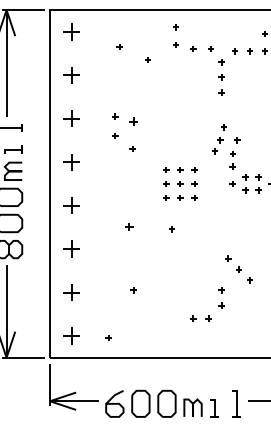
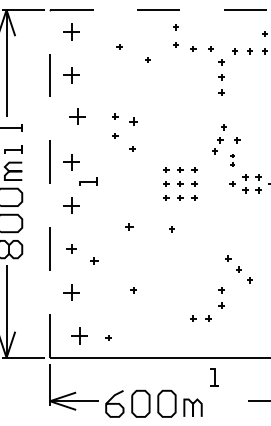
line: solid -> dashed (50, 73)
part position: (71, 118) -> (77, 116) (77, 116)
part size: 7x19 px -> 5x13 px (232, 160)
line: none -> present (88, 181)
part size: 17x18 px -> 11x10 px (71, 248)
part: none -> present (94, 260)
part position: (71, 335) -> (79, 335) (79, 335)
line: present -> none (236, 403)
line position: (214, 408) -> (214, 377) (214, 377)
